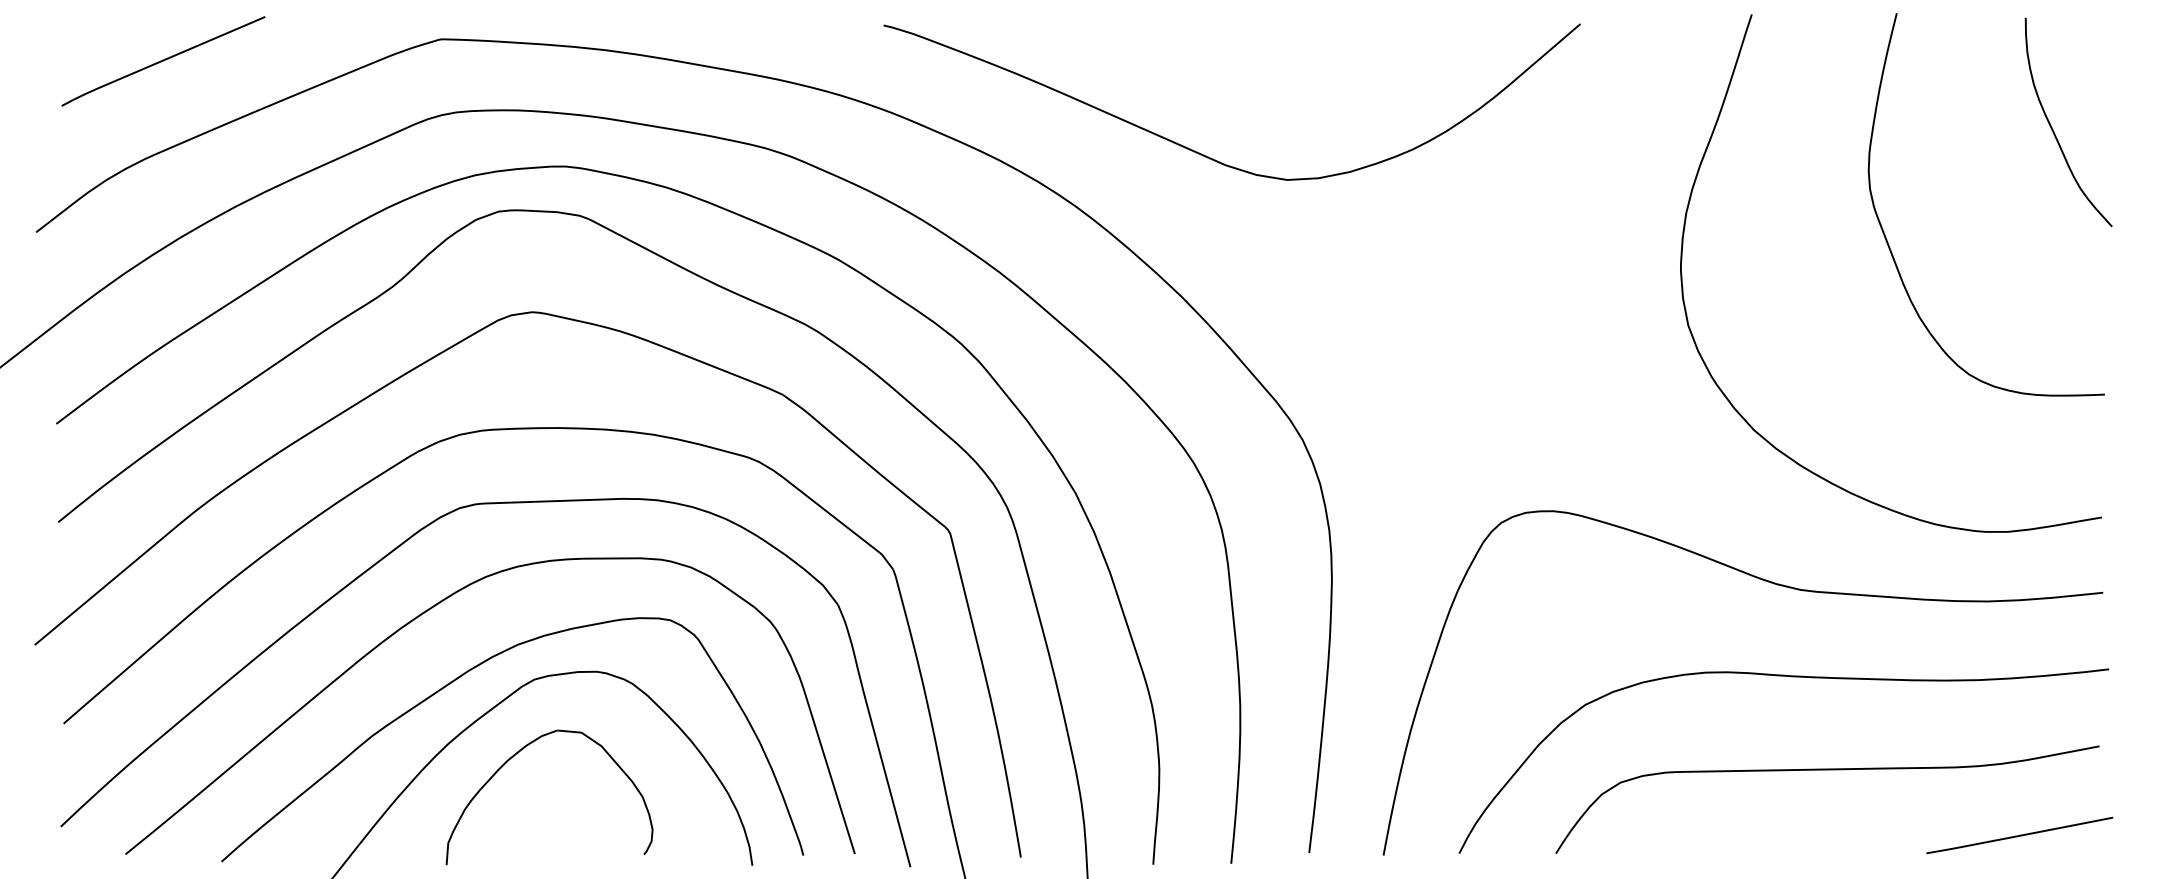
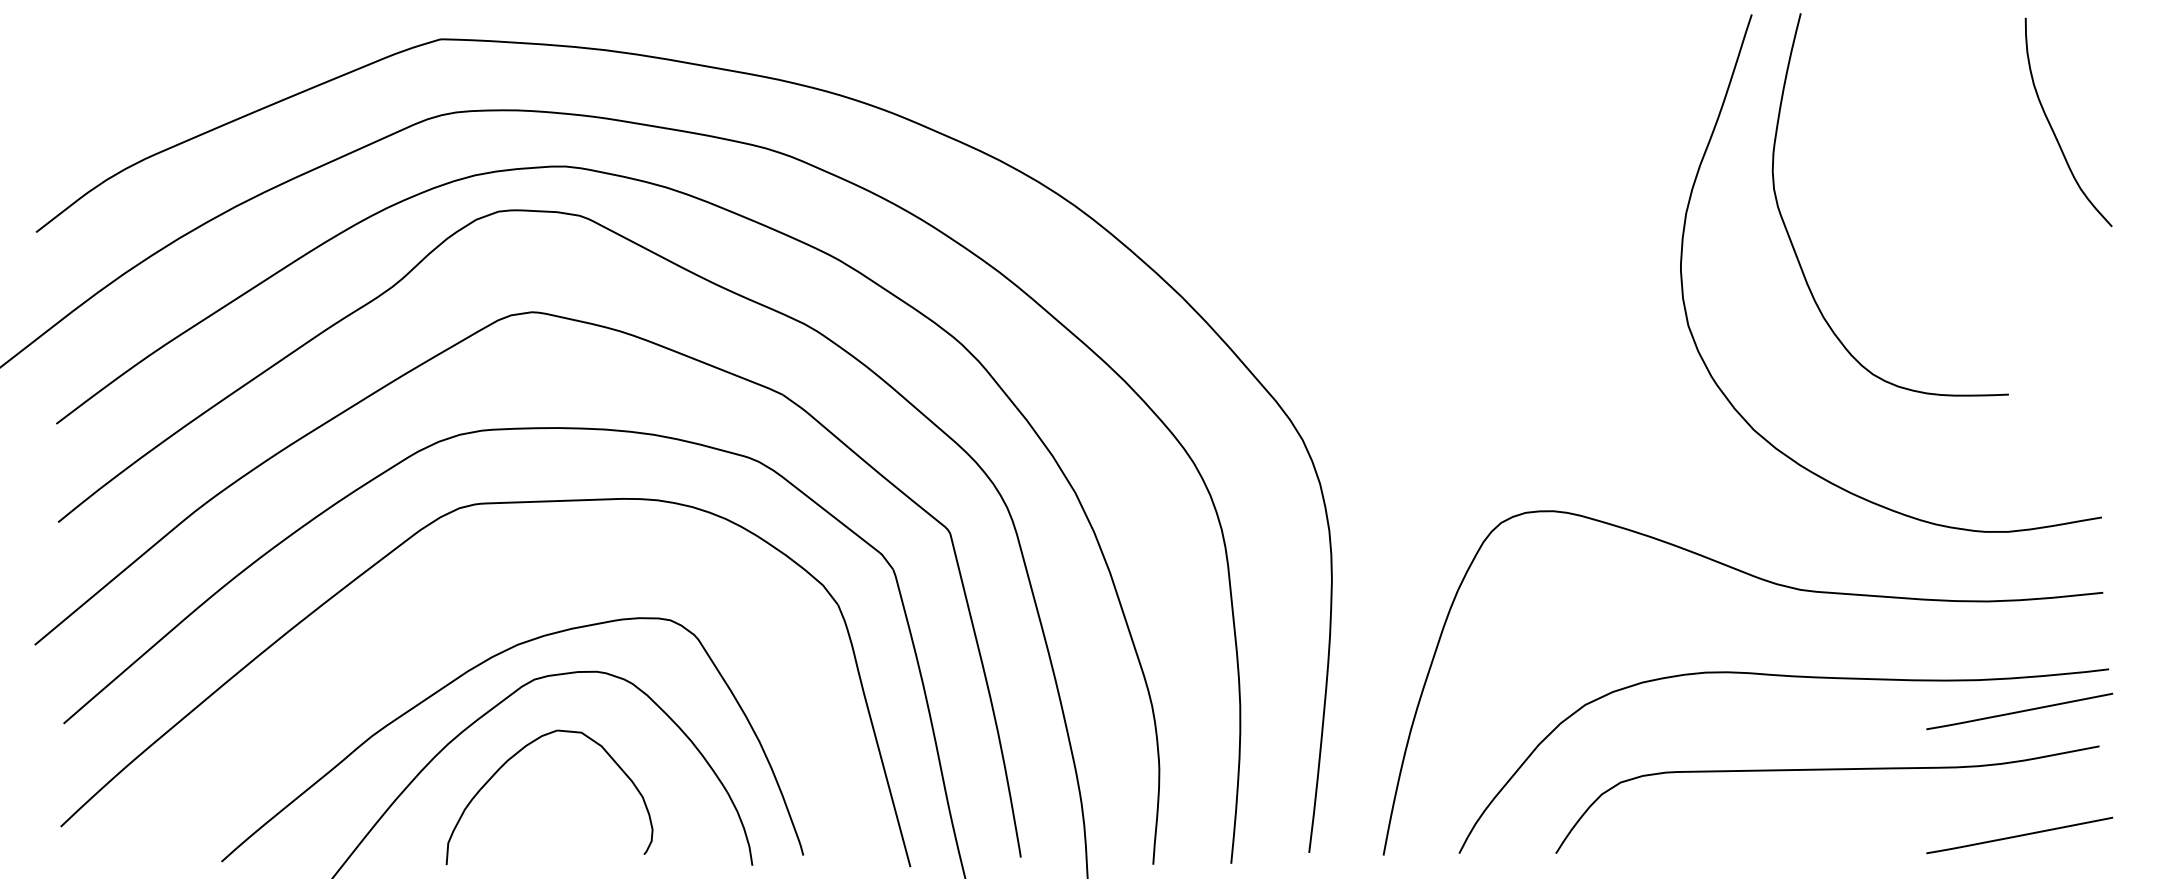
line: present -> none (163, 61)
curve: present -> none (1204, 154)
curve position: (1889, 244) -> (1793, 244) (1793, 244)
curve: present -> none (426, 612)
line: none -> present (2019, 711)
